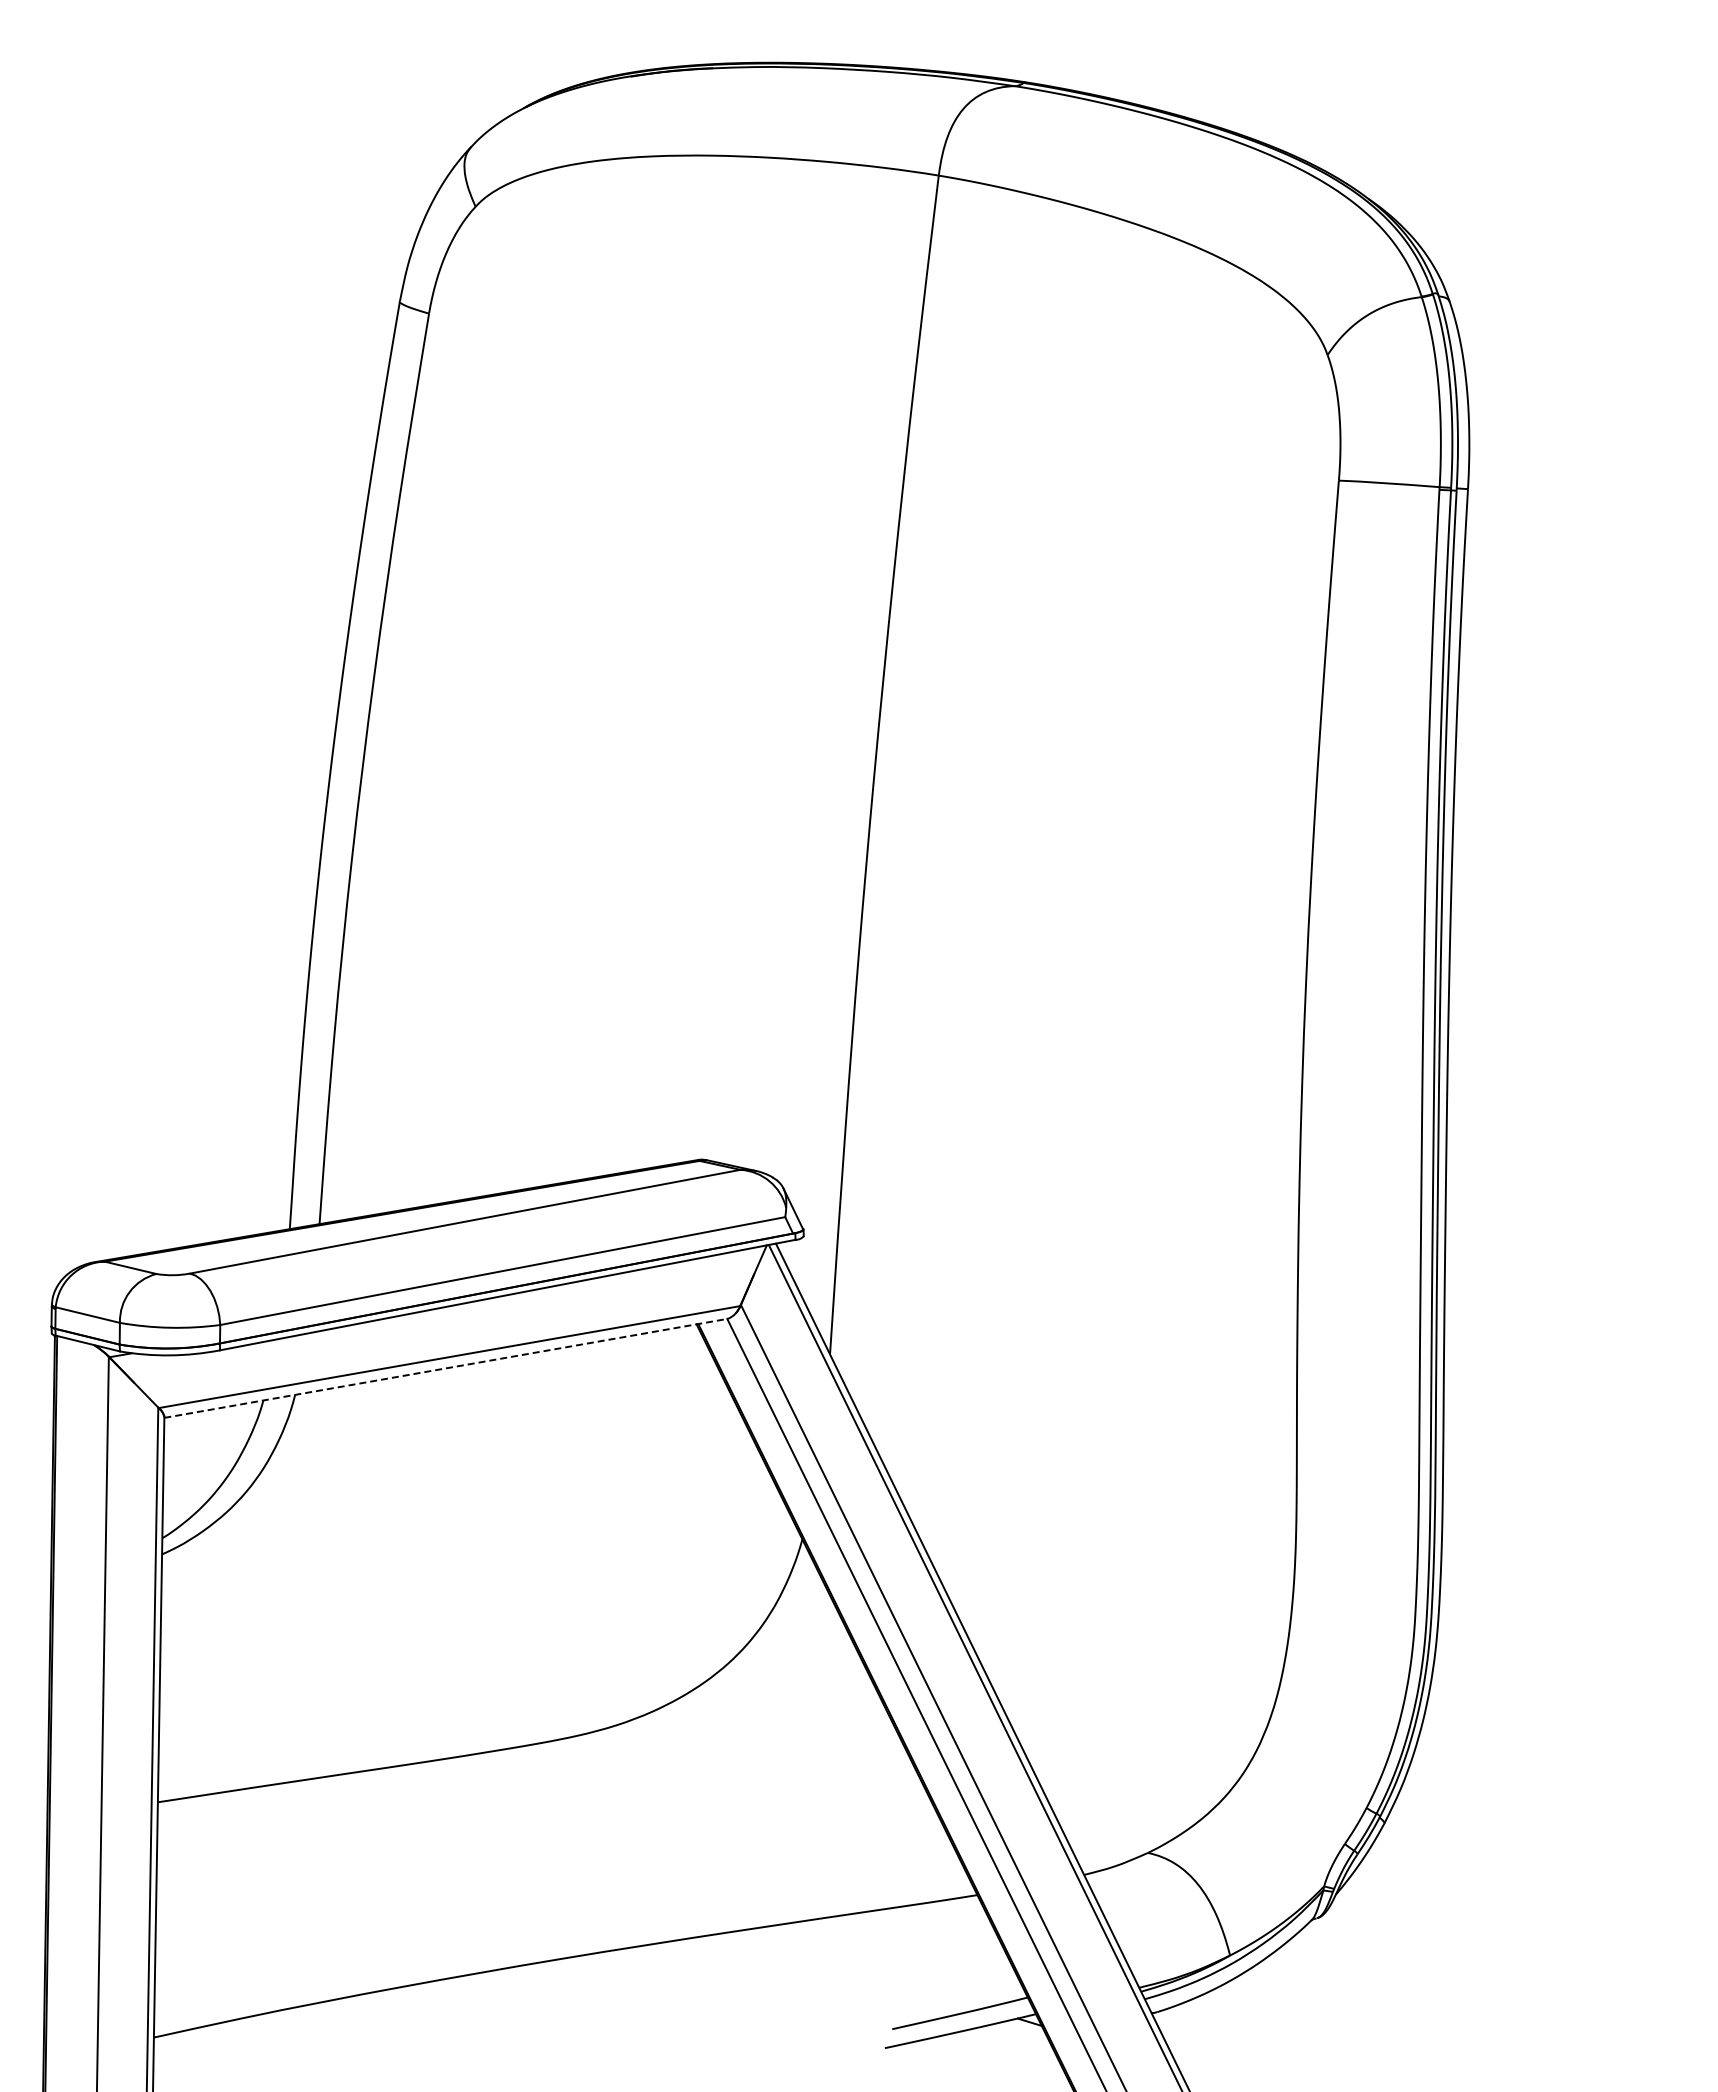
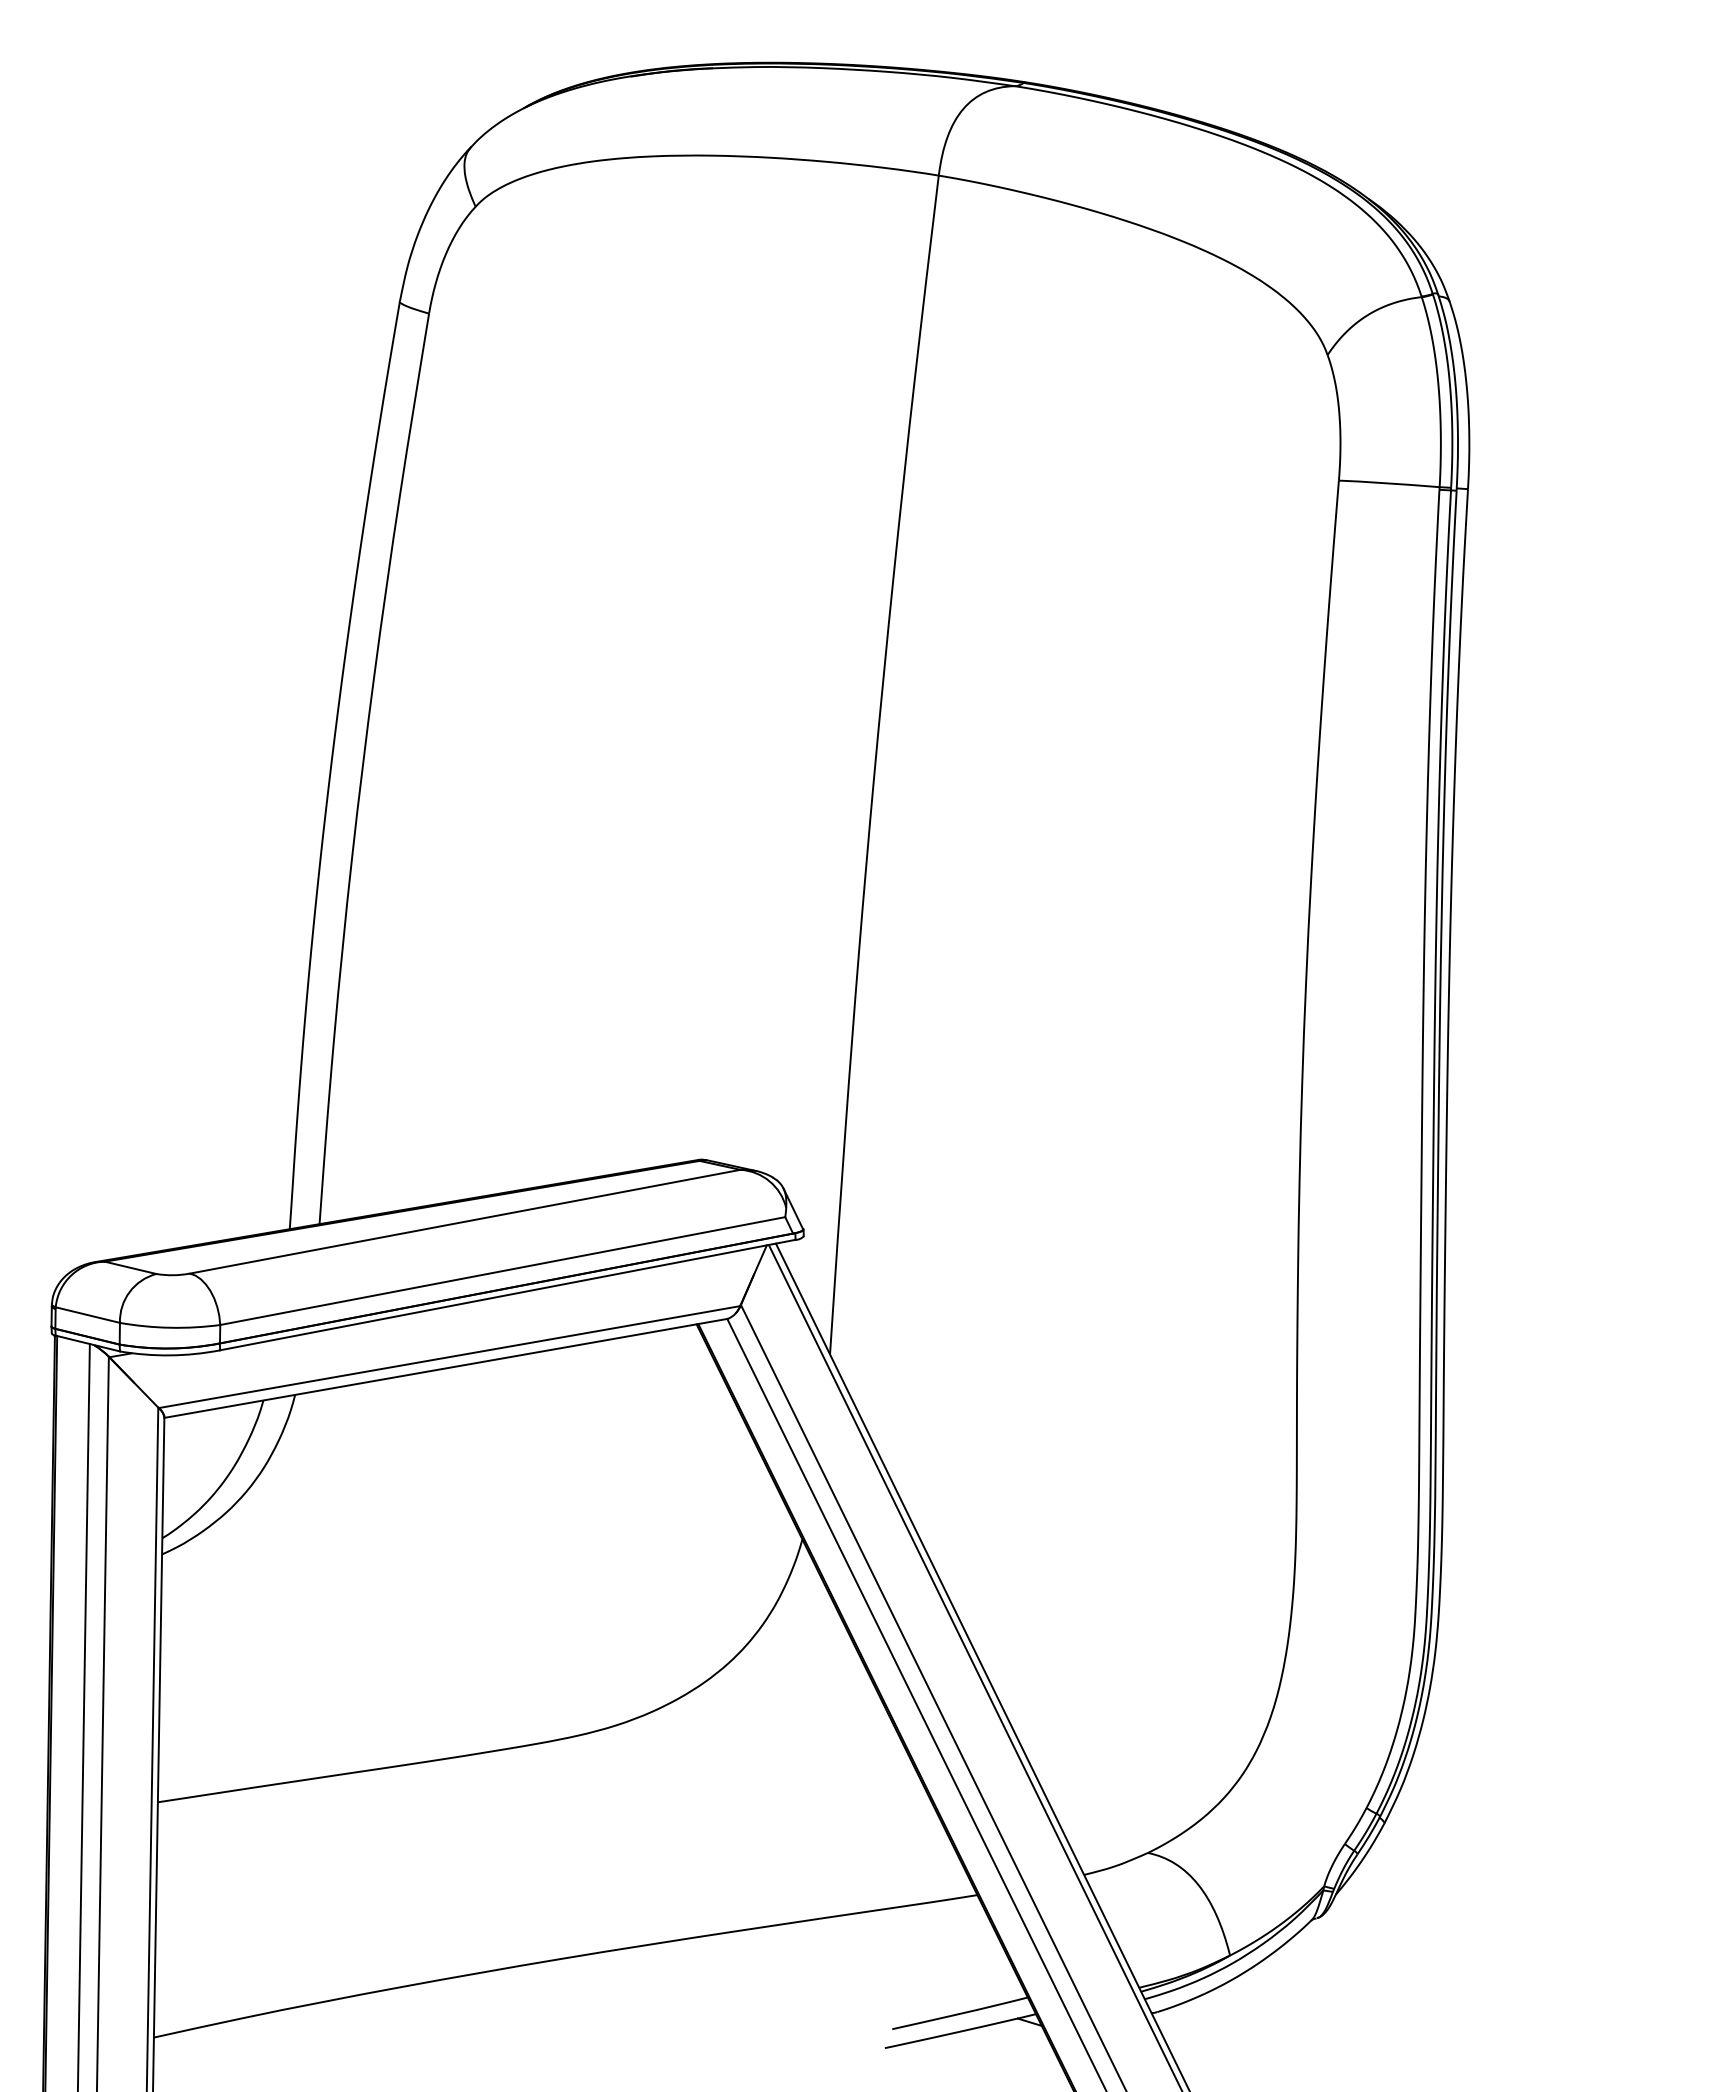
line: dashed -> solid (446, 1368)
line: none -> present (83, 1716)
